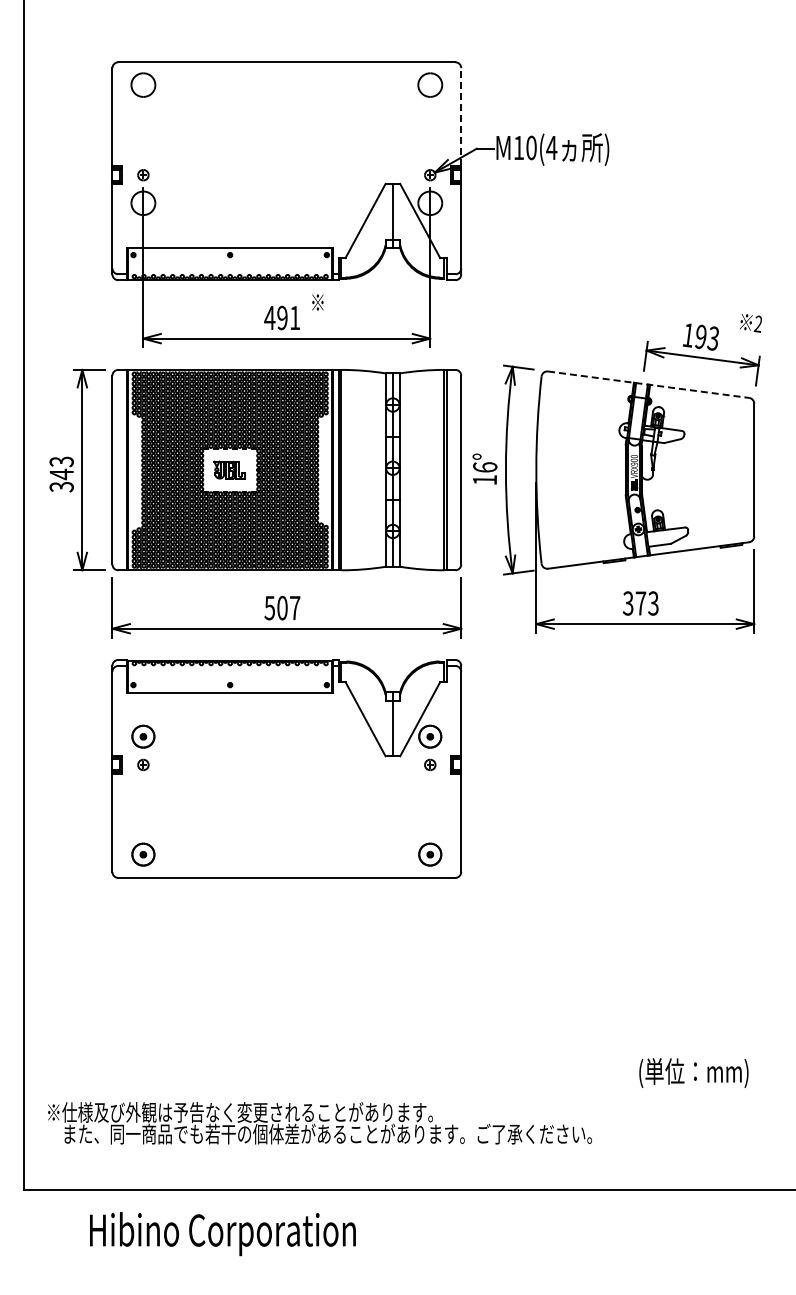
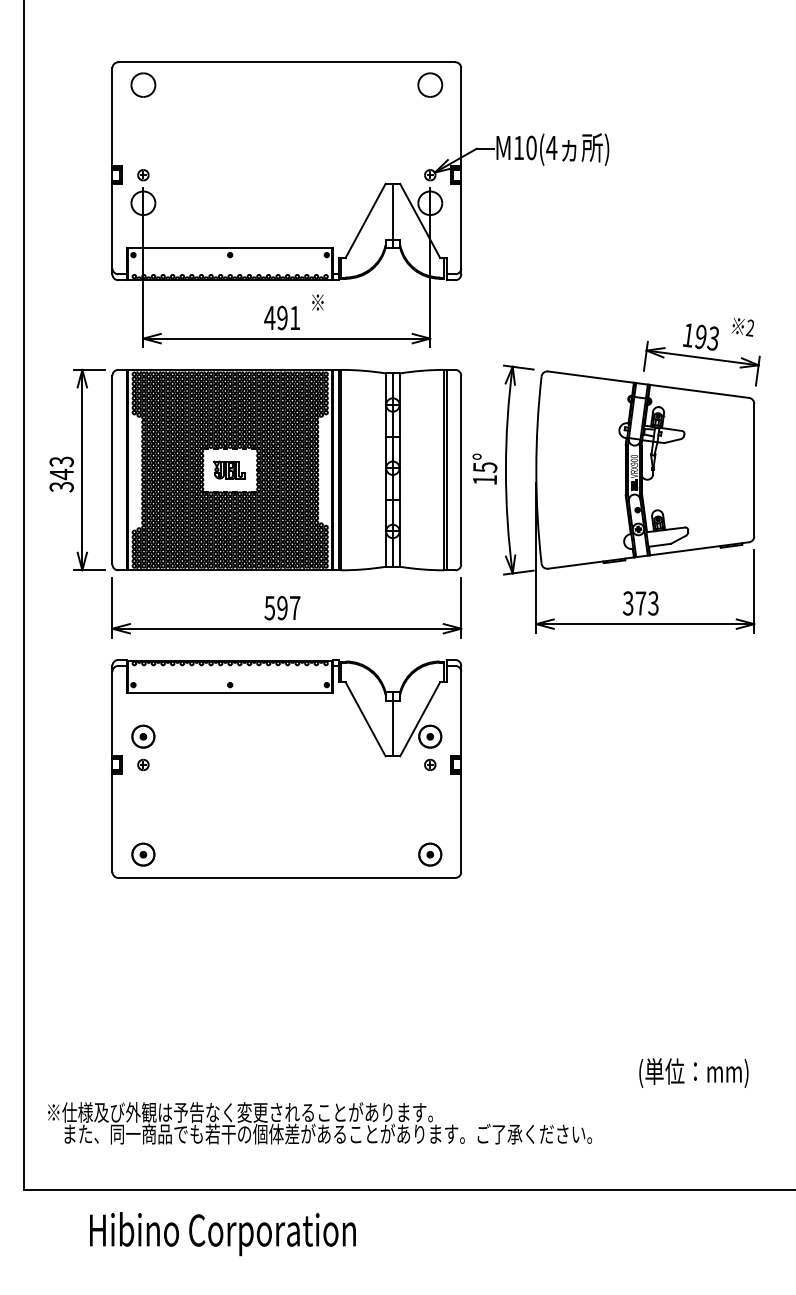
line: dashed -> solid (461, 116)
text position: (750, 322) -> (742, 326) (742, 326)
line: dashed -> solid (649, 384)
text: 16° -> 15° (485, 467)
text: 507 -> 597 (282, 608)
